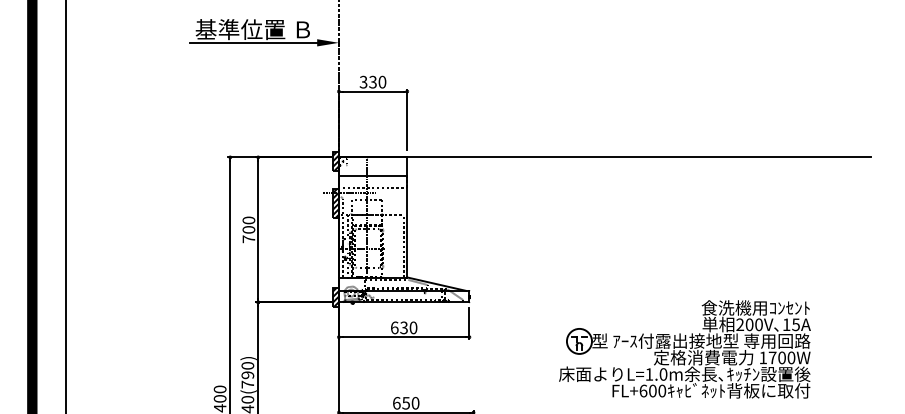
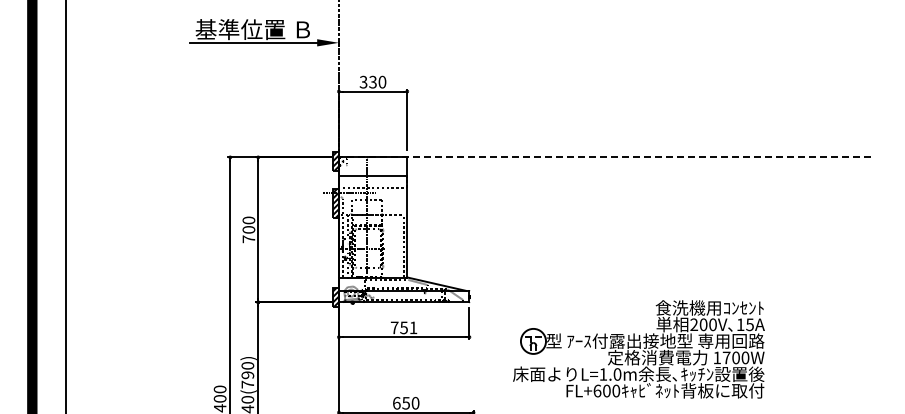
line: solid -> dashed (604, 157)
text: 630 -> 751 (403, 327)
part position: (684, 349) -> (638, 349) (638, 349)
